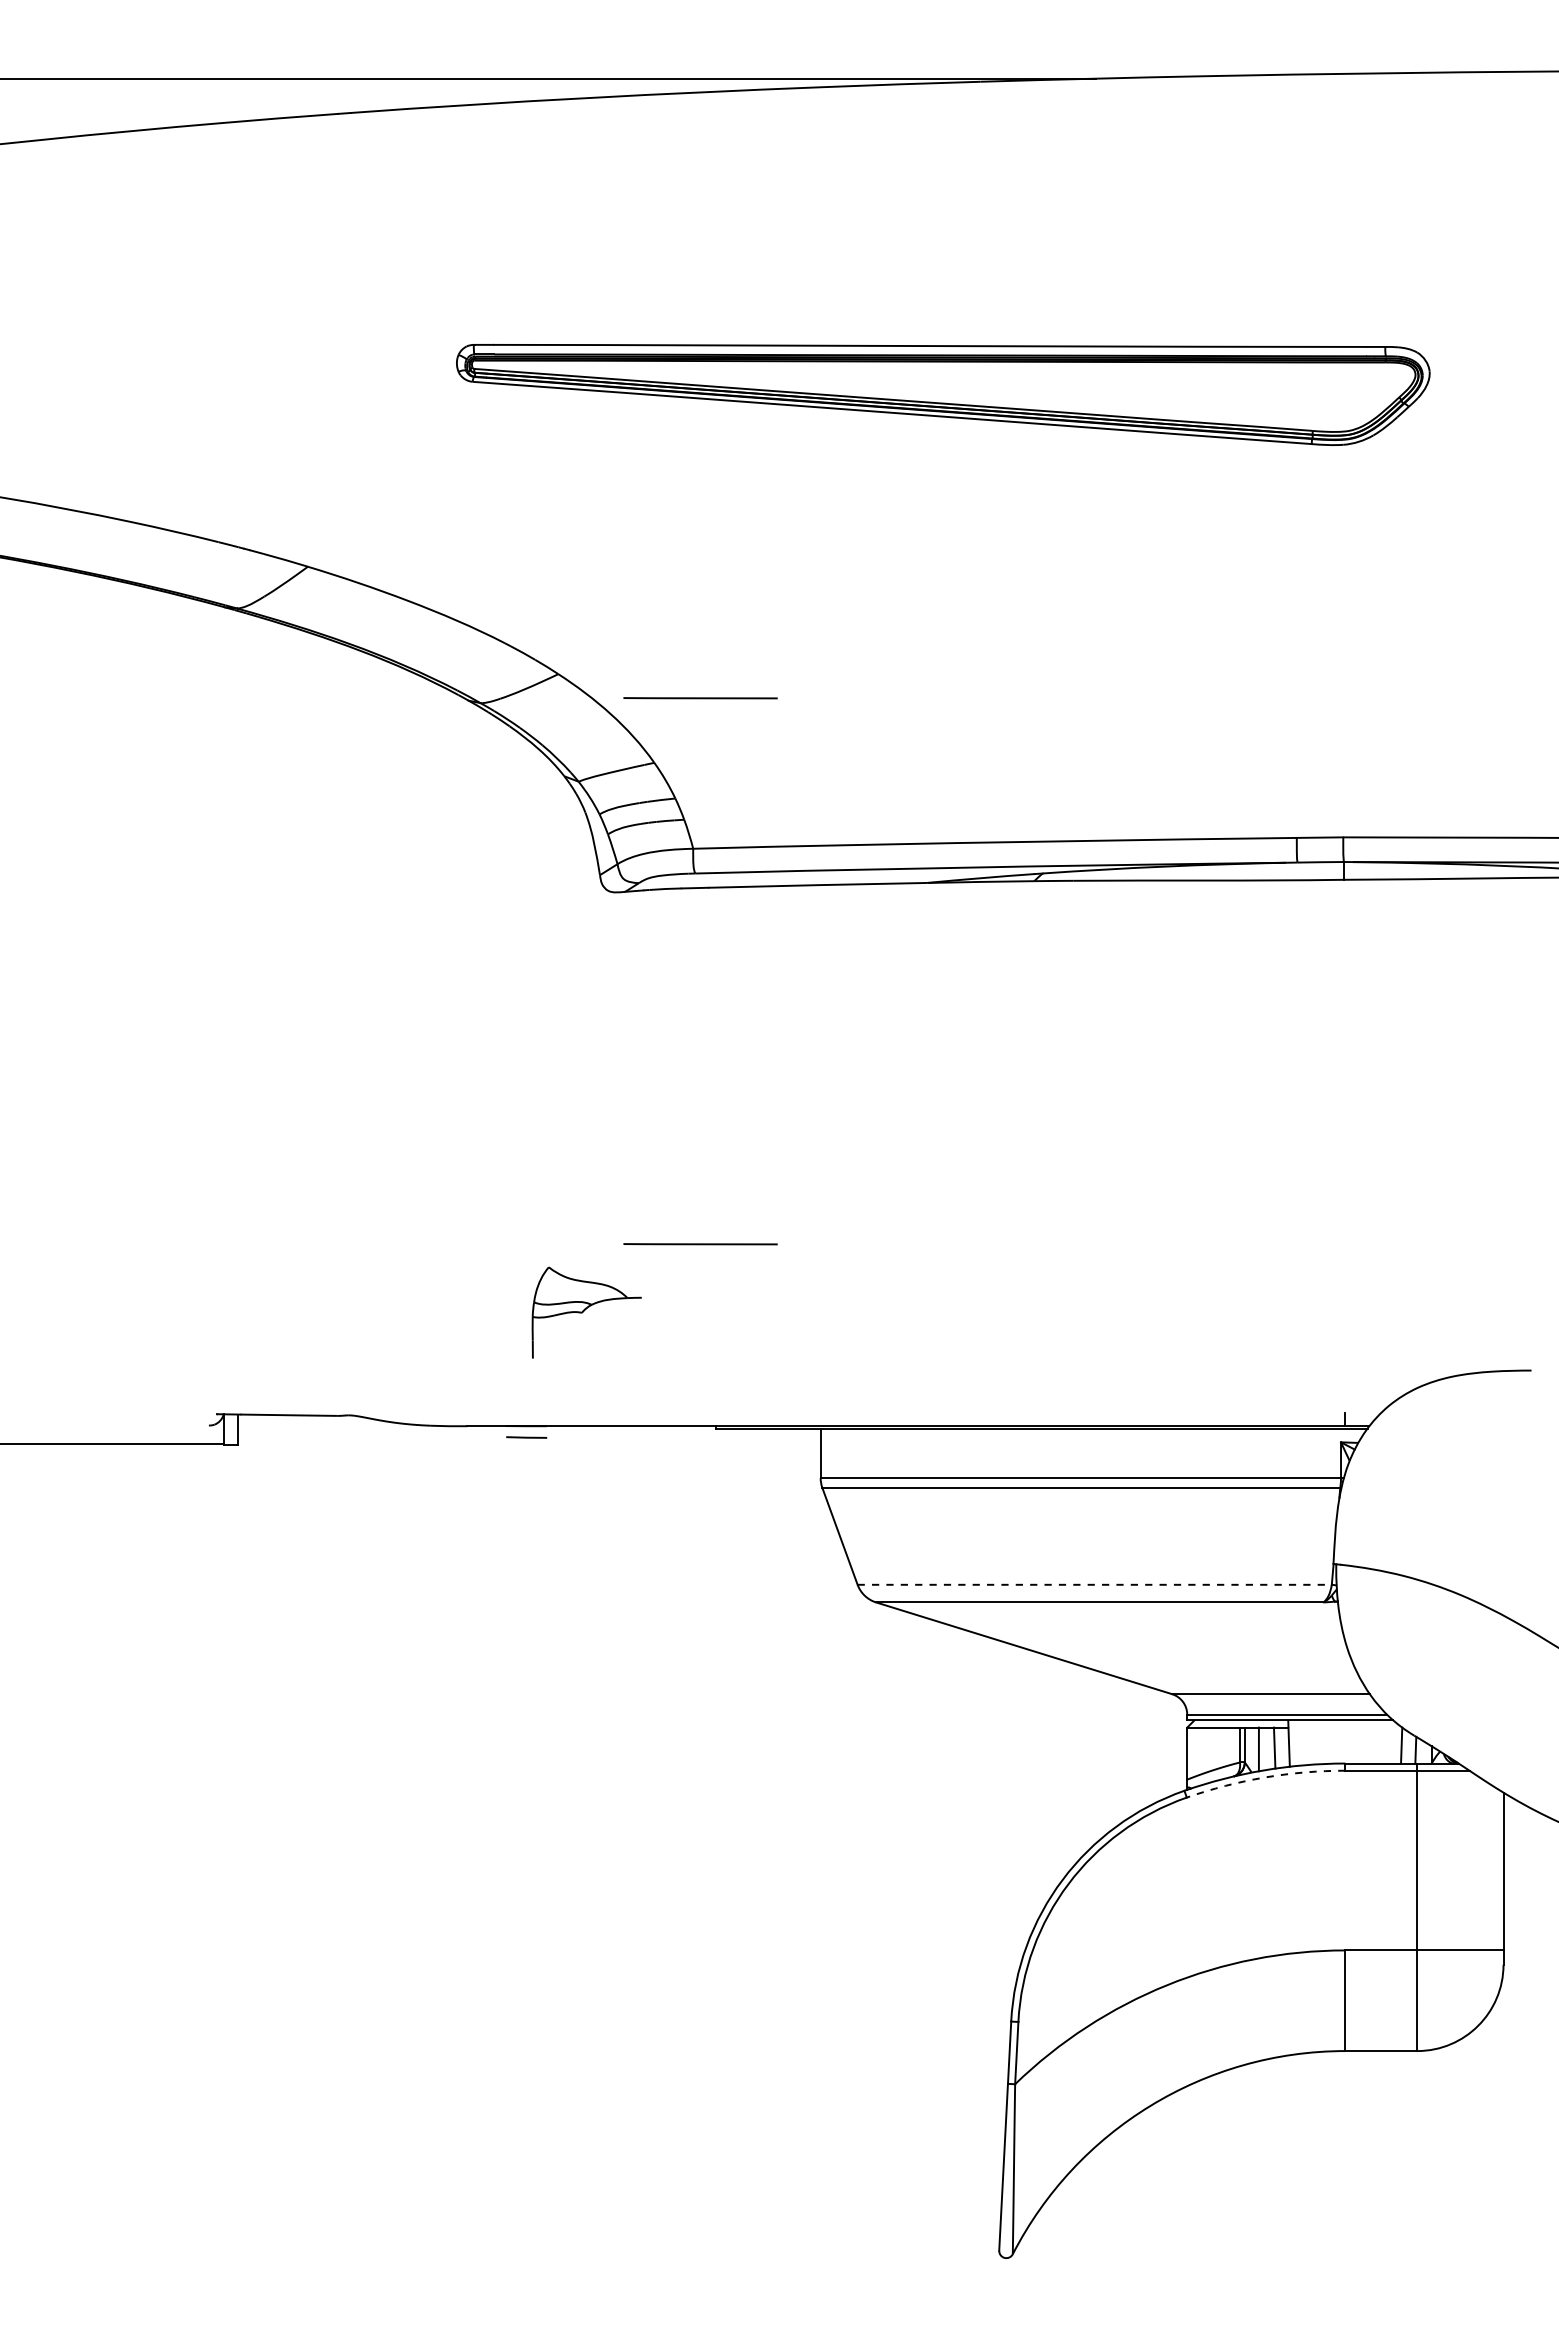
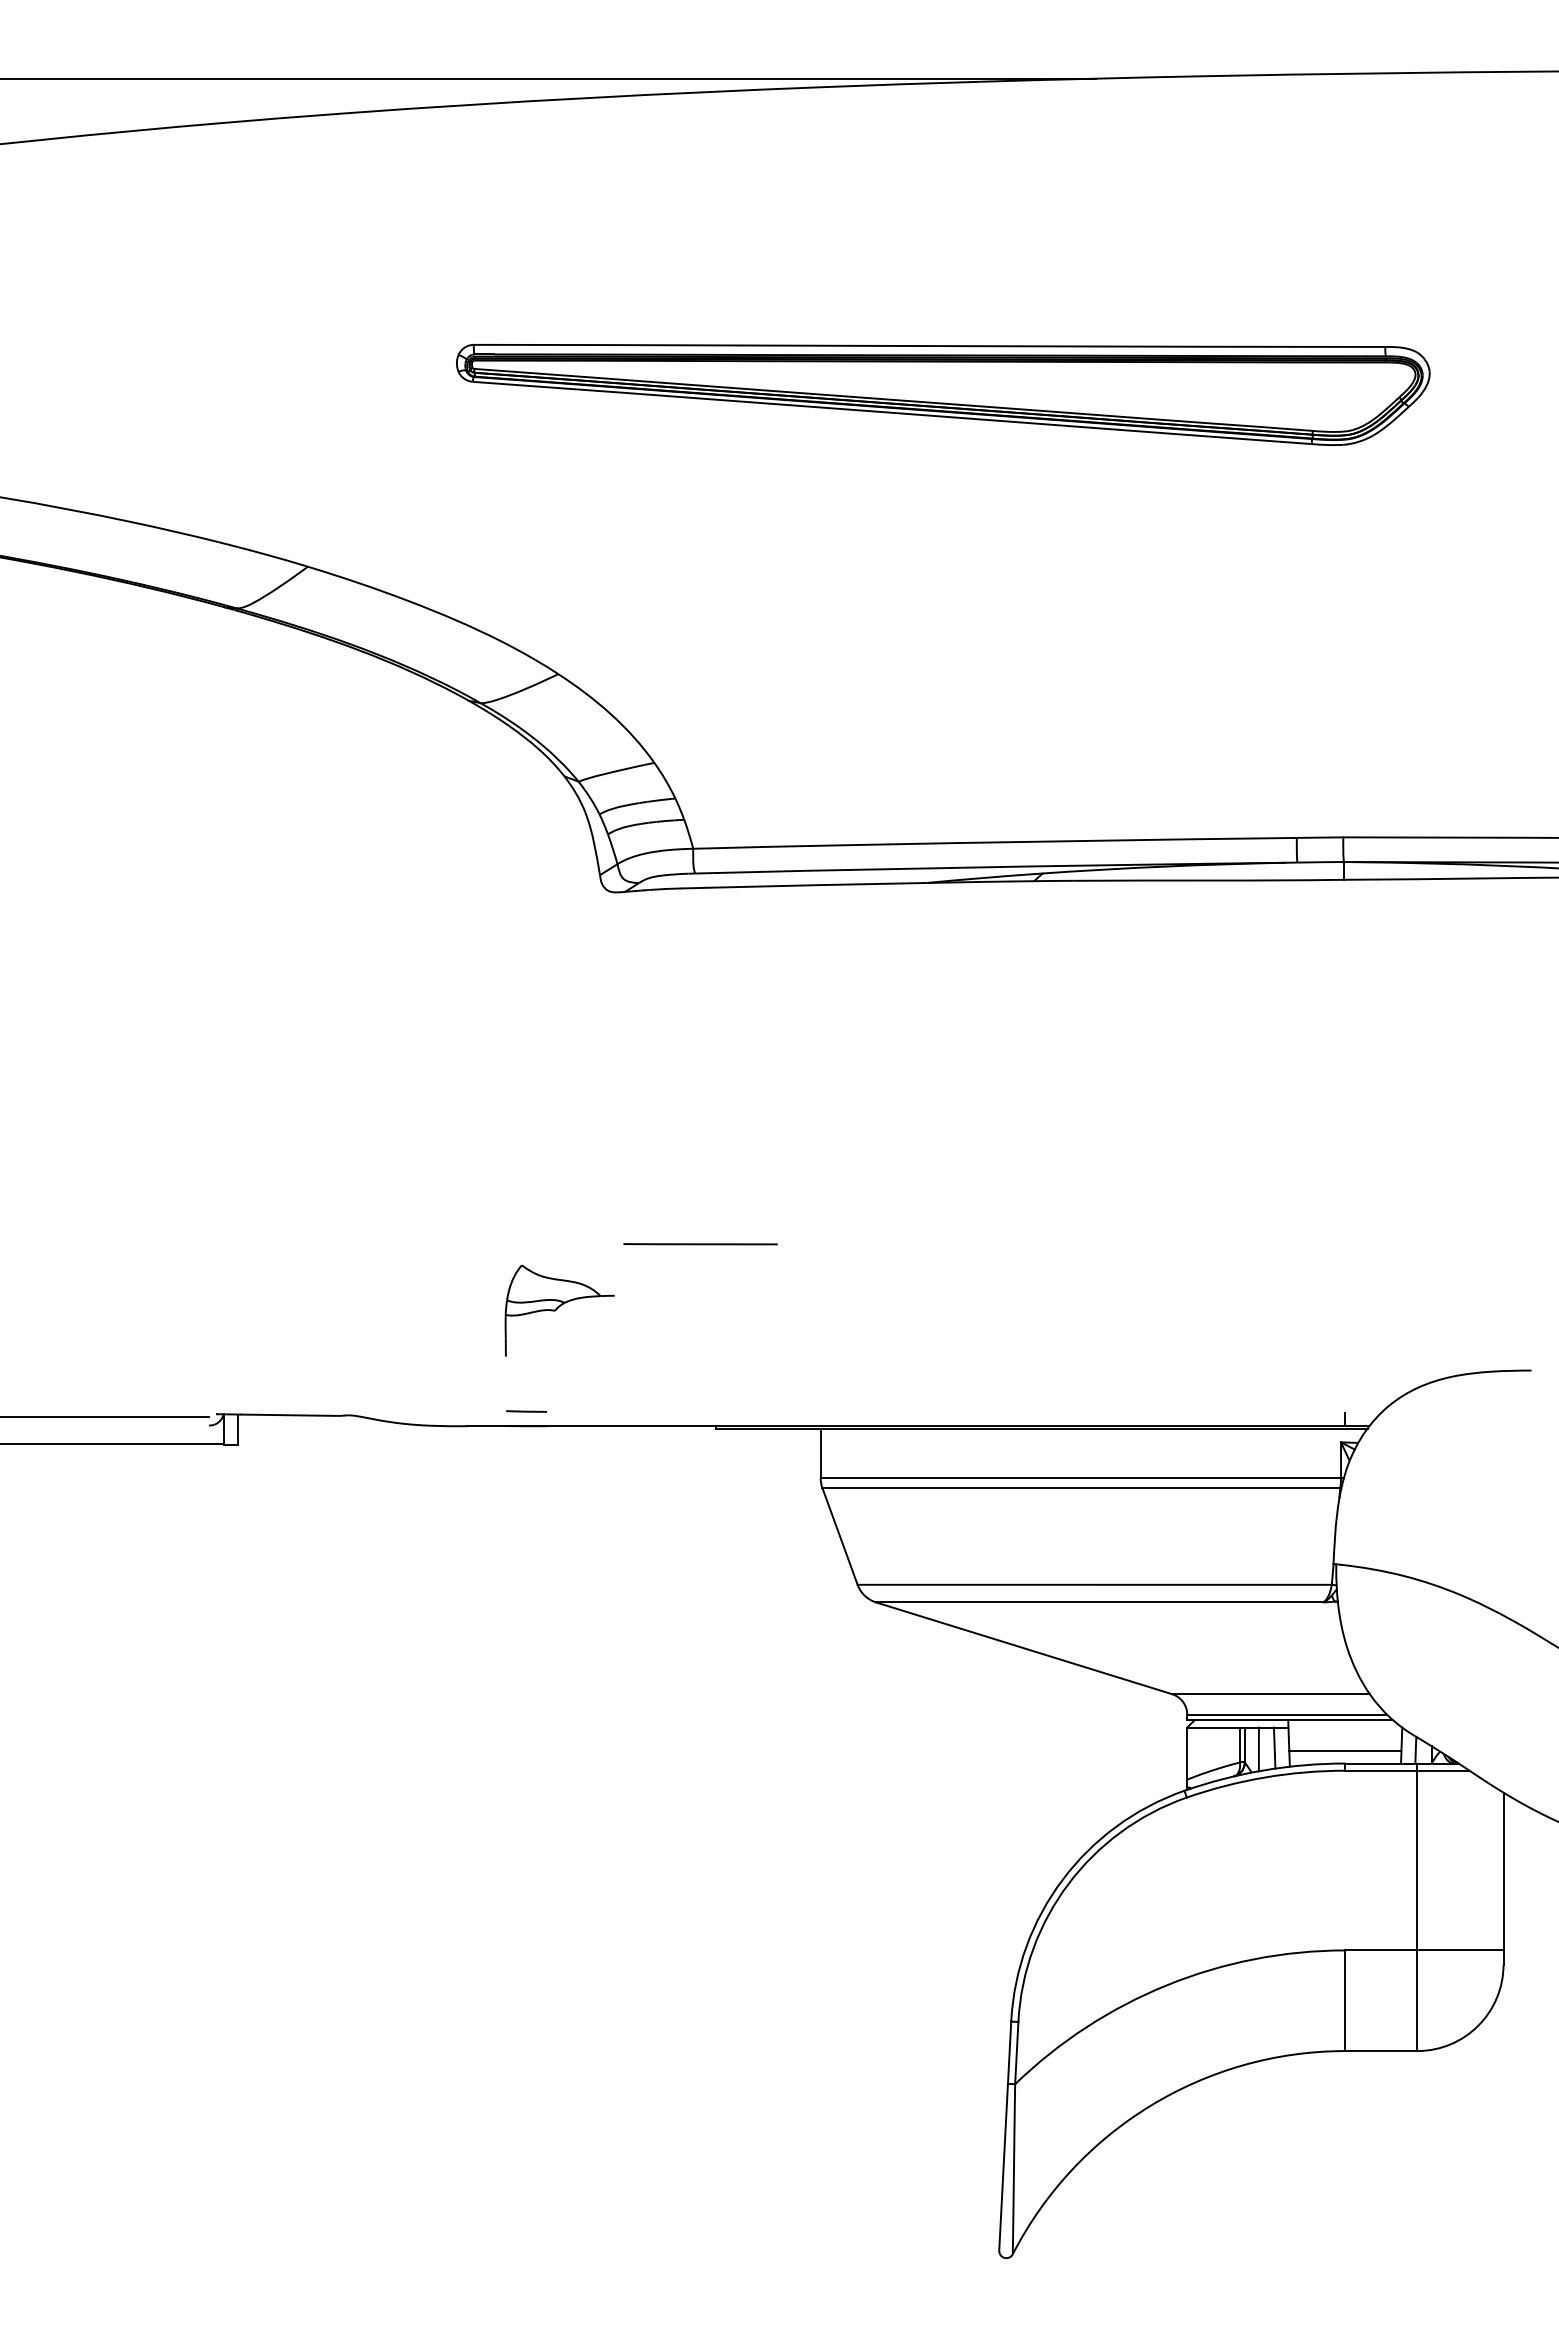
line: present -> none (700, 698)
part position: (586, 1312) -> (559, 1310) (559, 1310)
line: none -> present (105, 1416)
line position: (526, 1437) -> (526, 1411) (526, 1411)
line: dashed -> solid (1095, 1584)
line: none -> present (1345, 1750)
arc: dashed -> solid (1264, 1777)
